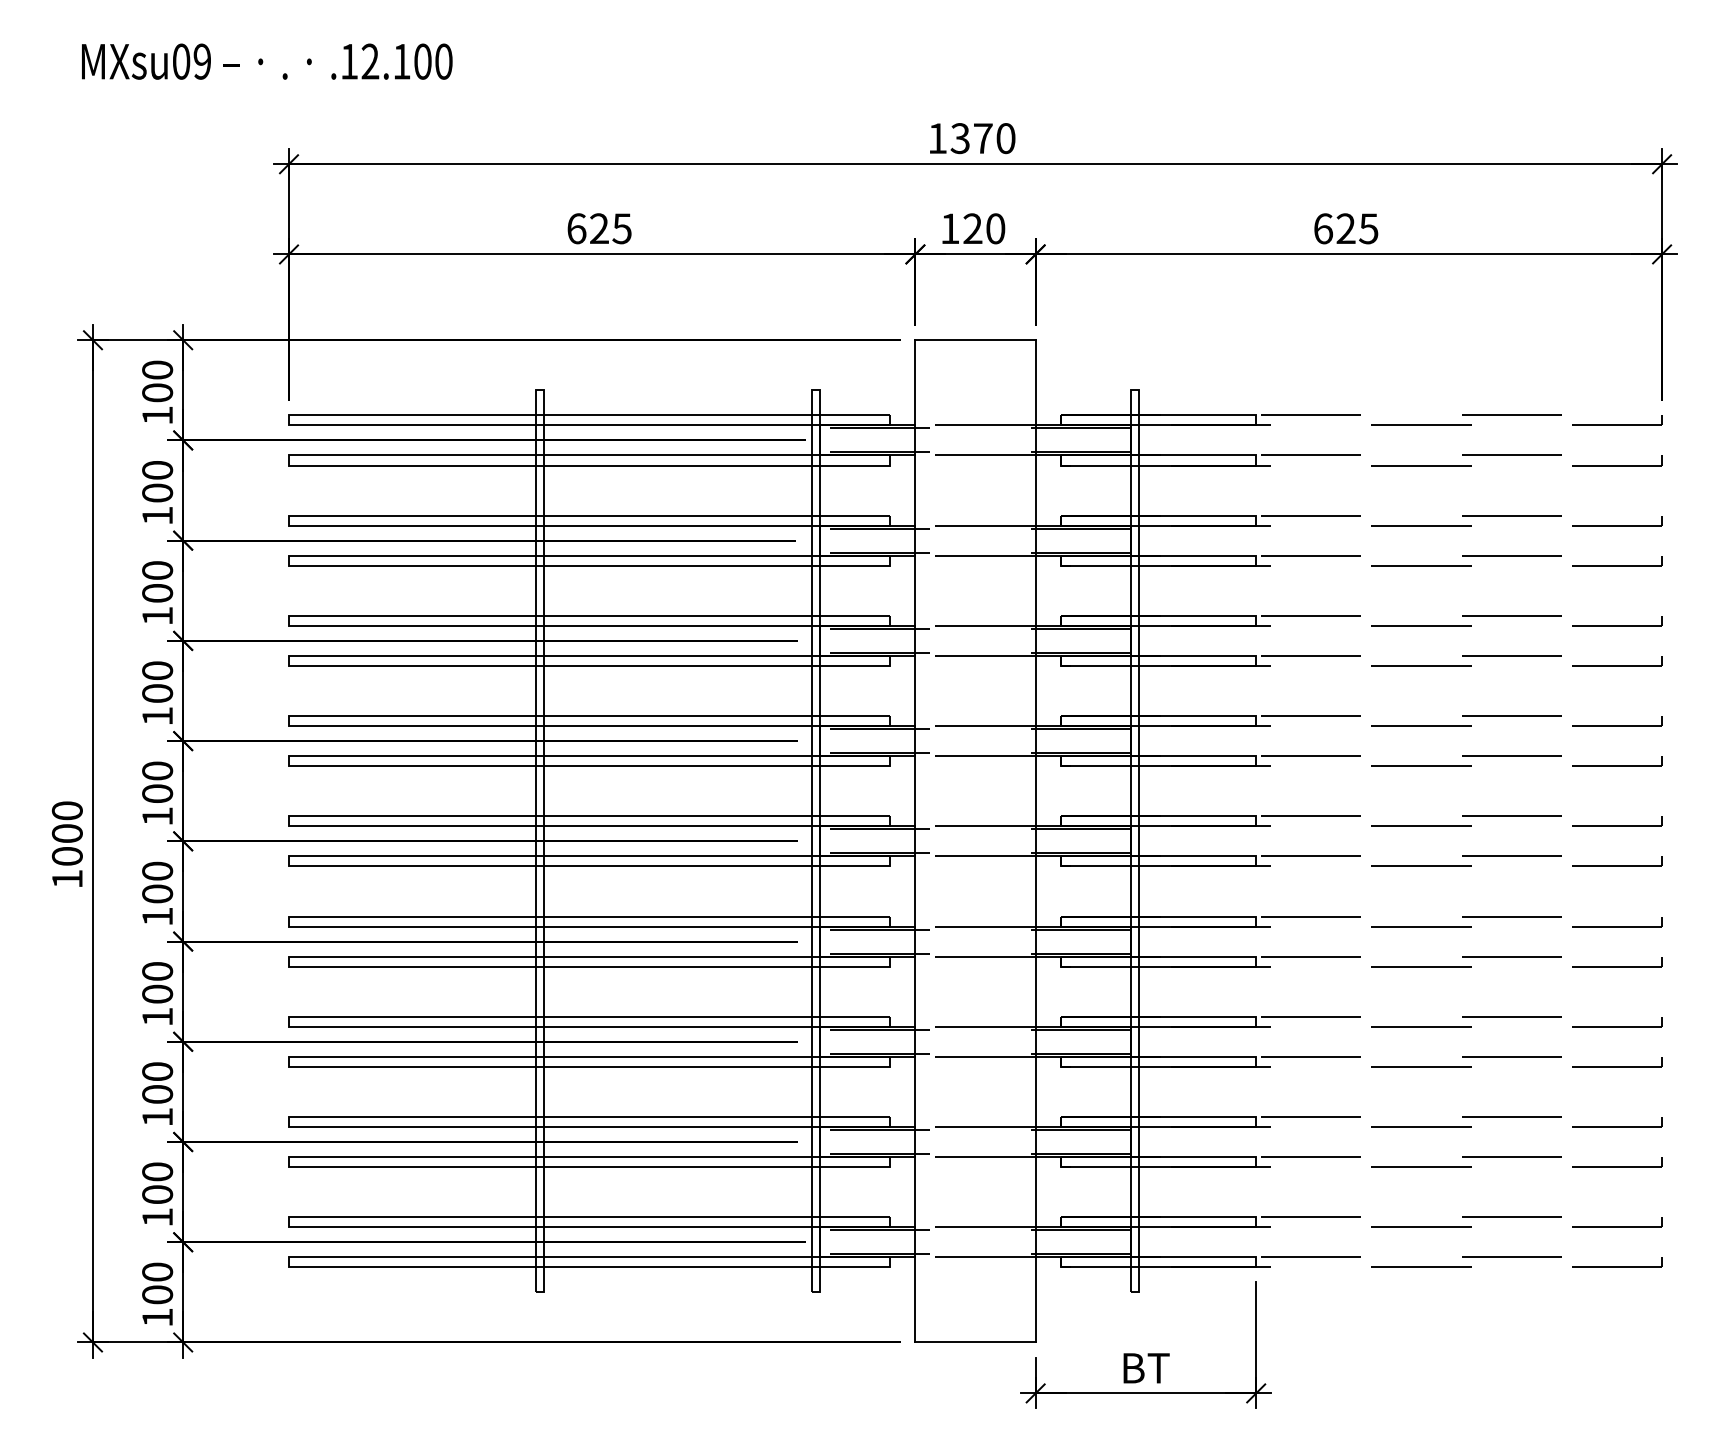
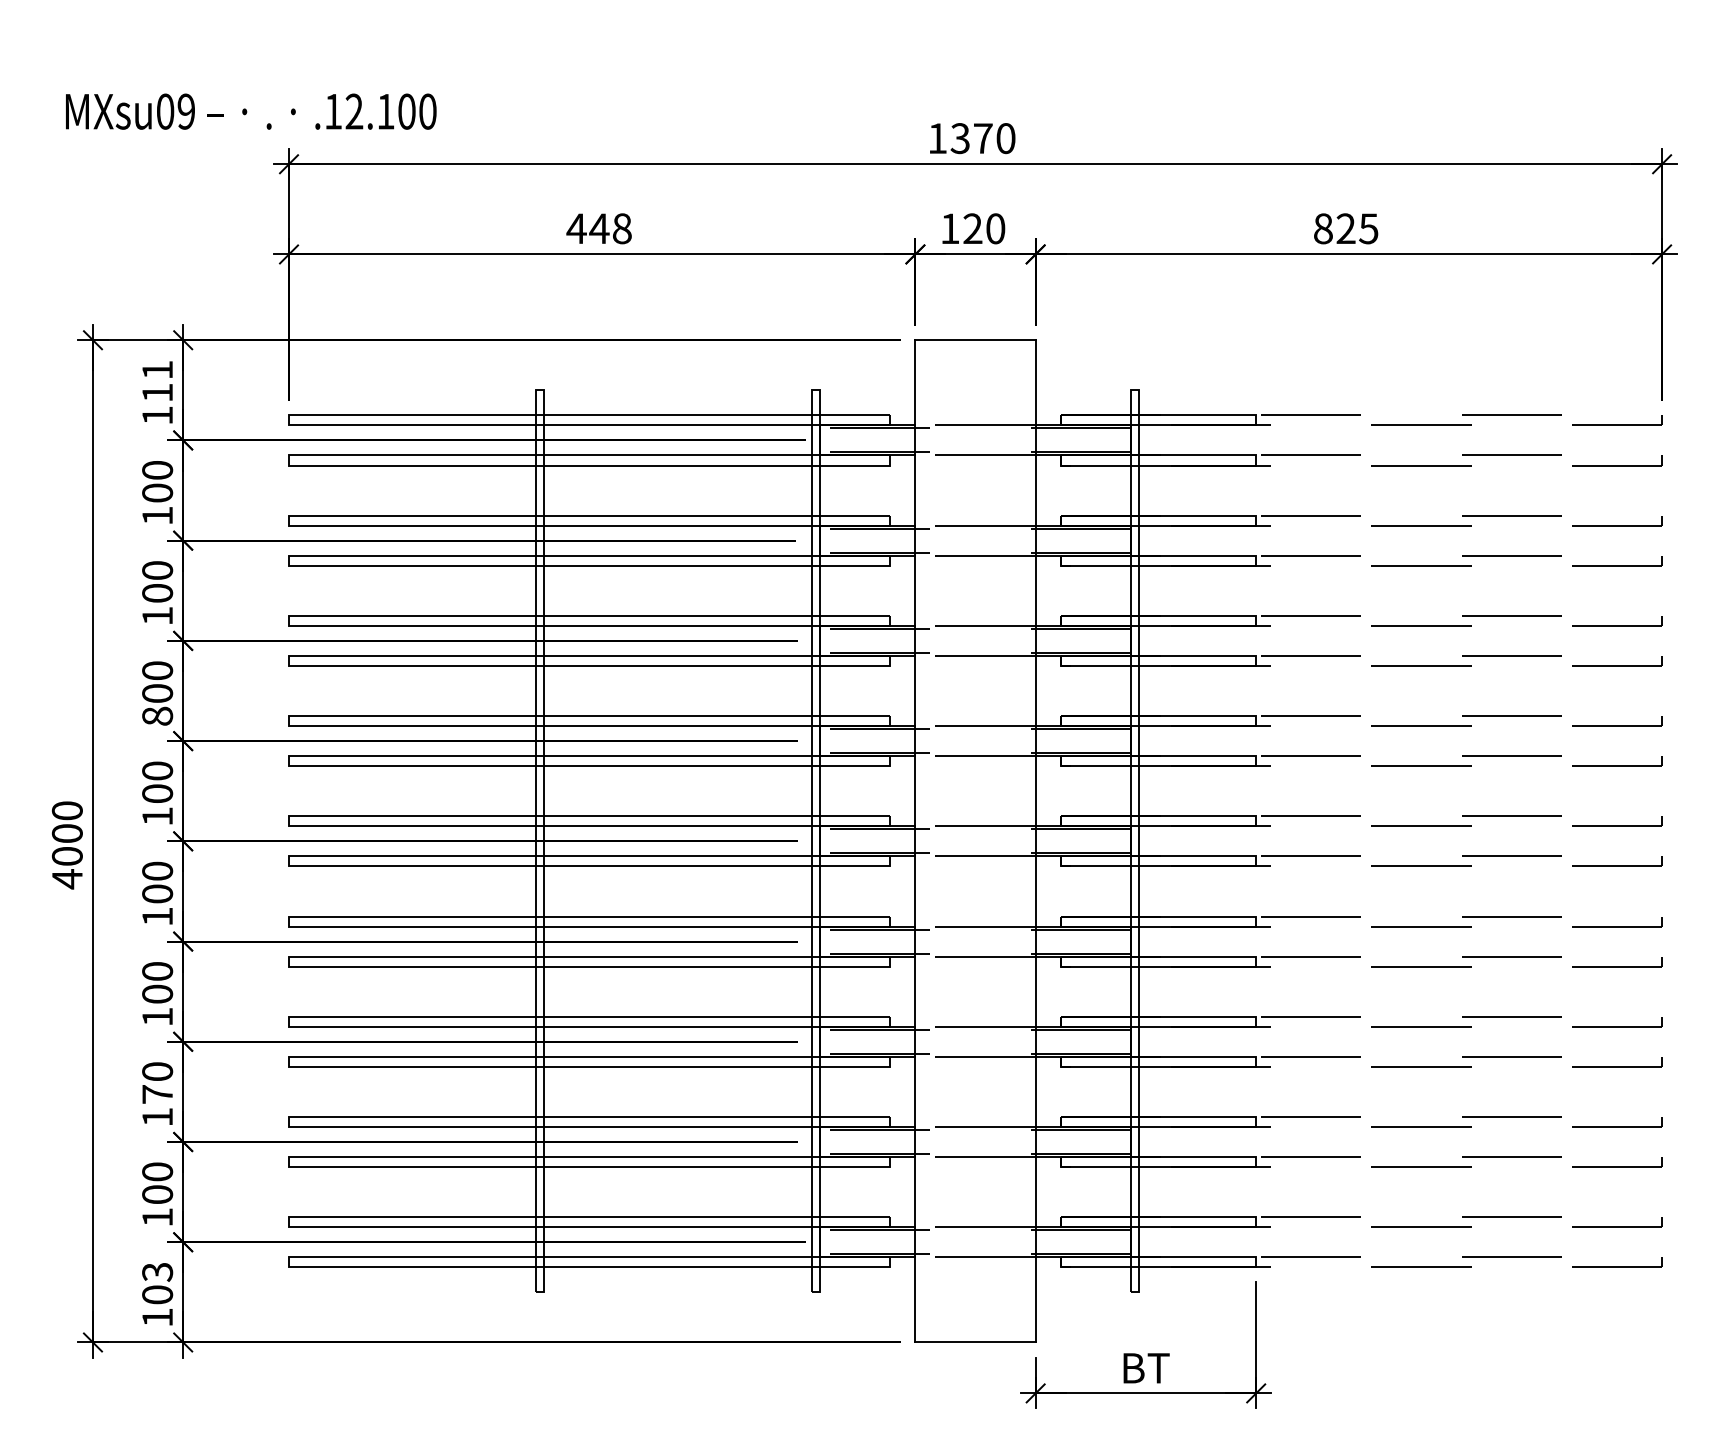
text position: (267, 61) -> (251, 111) (251, 111)
text: 625 -> 448 (598, 228)
text: 625 -> 825 (1323, 228)
text: 100 -> 111 (157, 381)
text: 100 -> 800 (157, 715)
text: 1000 -> 4000 (67, 879)
text: 100 -> 170 (157, 1094)
text: 100 -> 103 (157, 1271)
